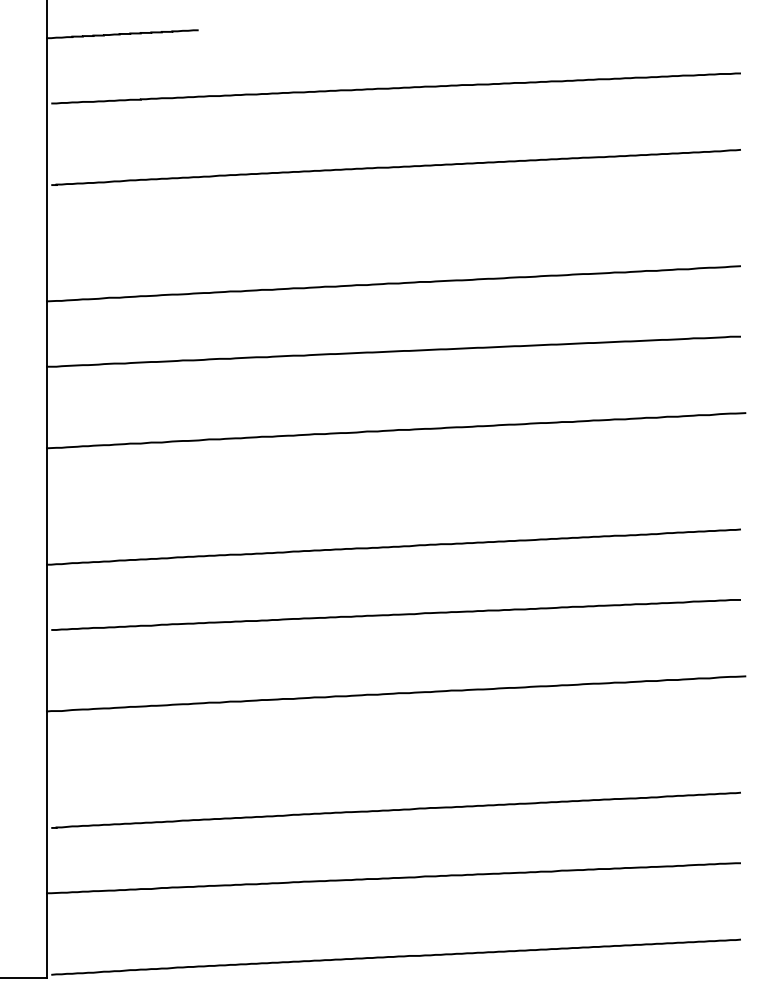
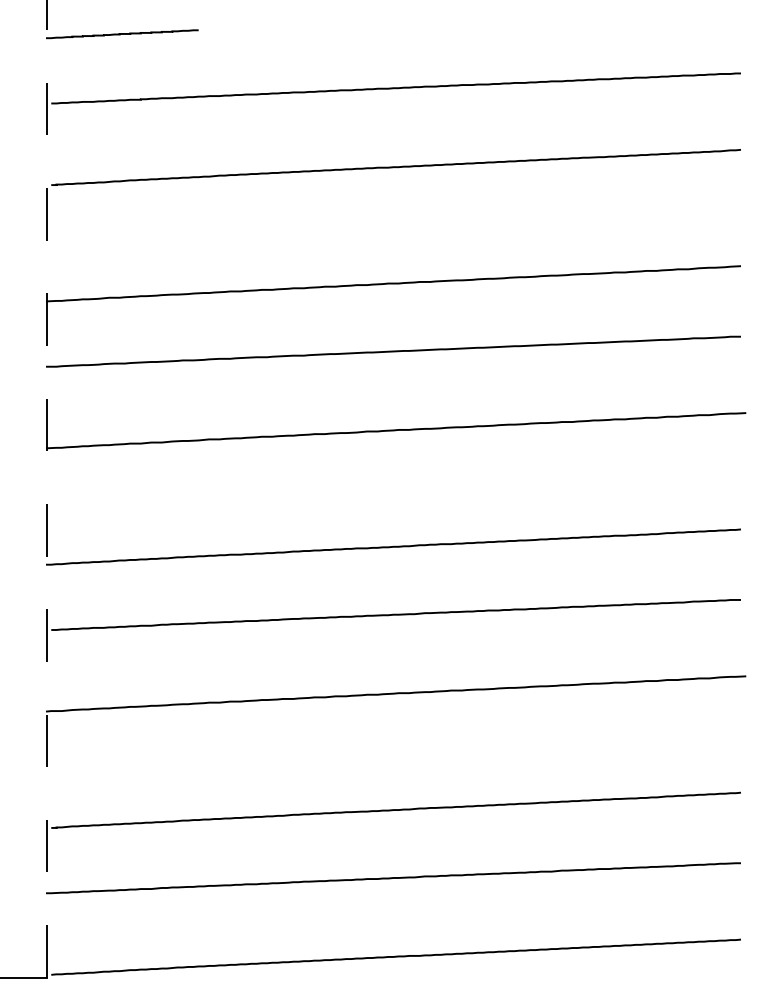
line: solid -> dashed (46, 488)
